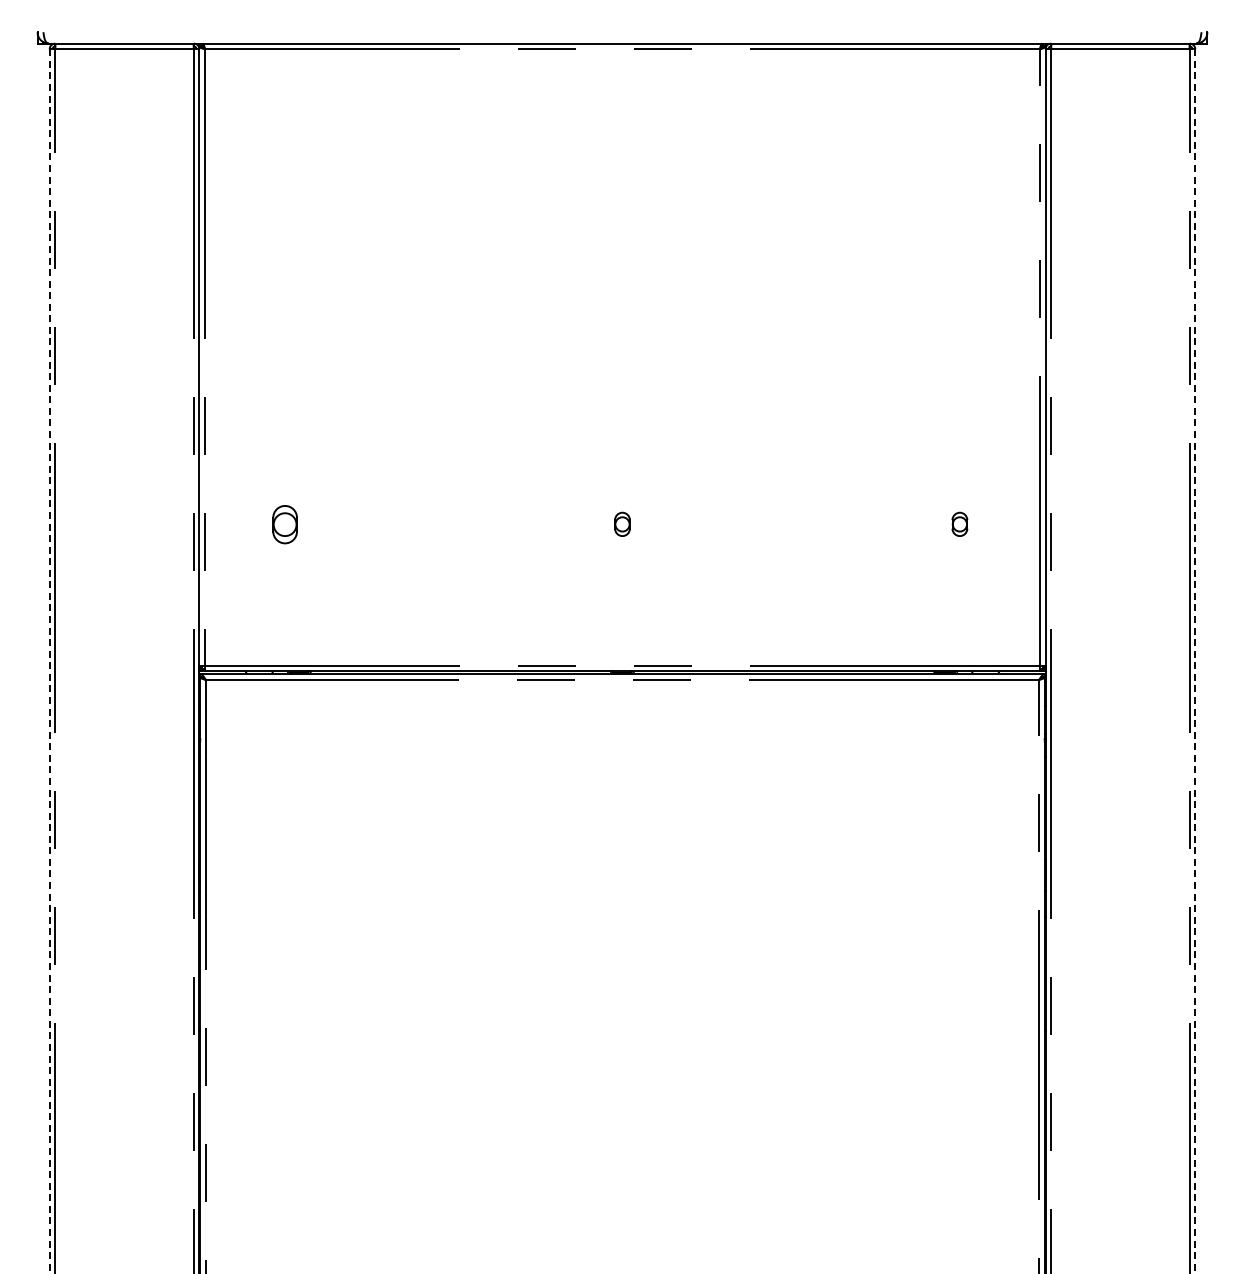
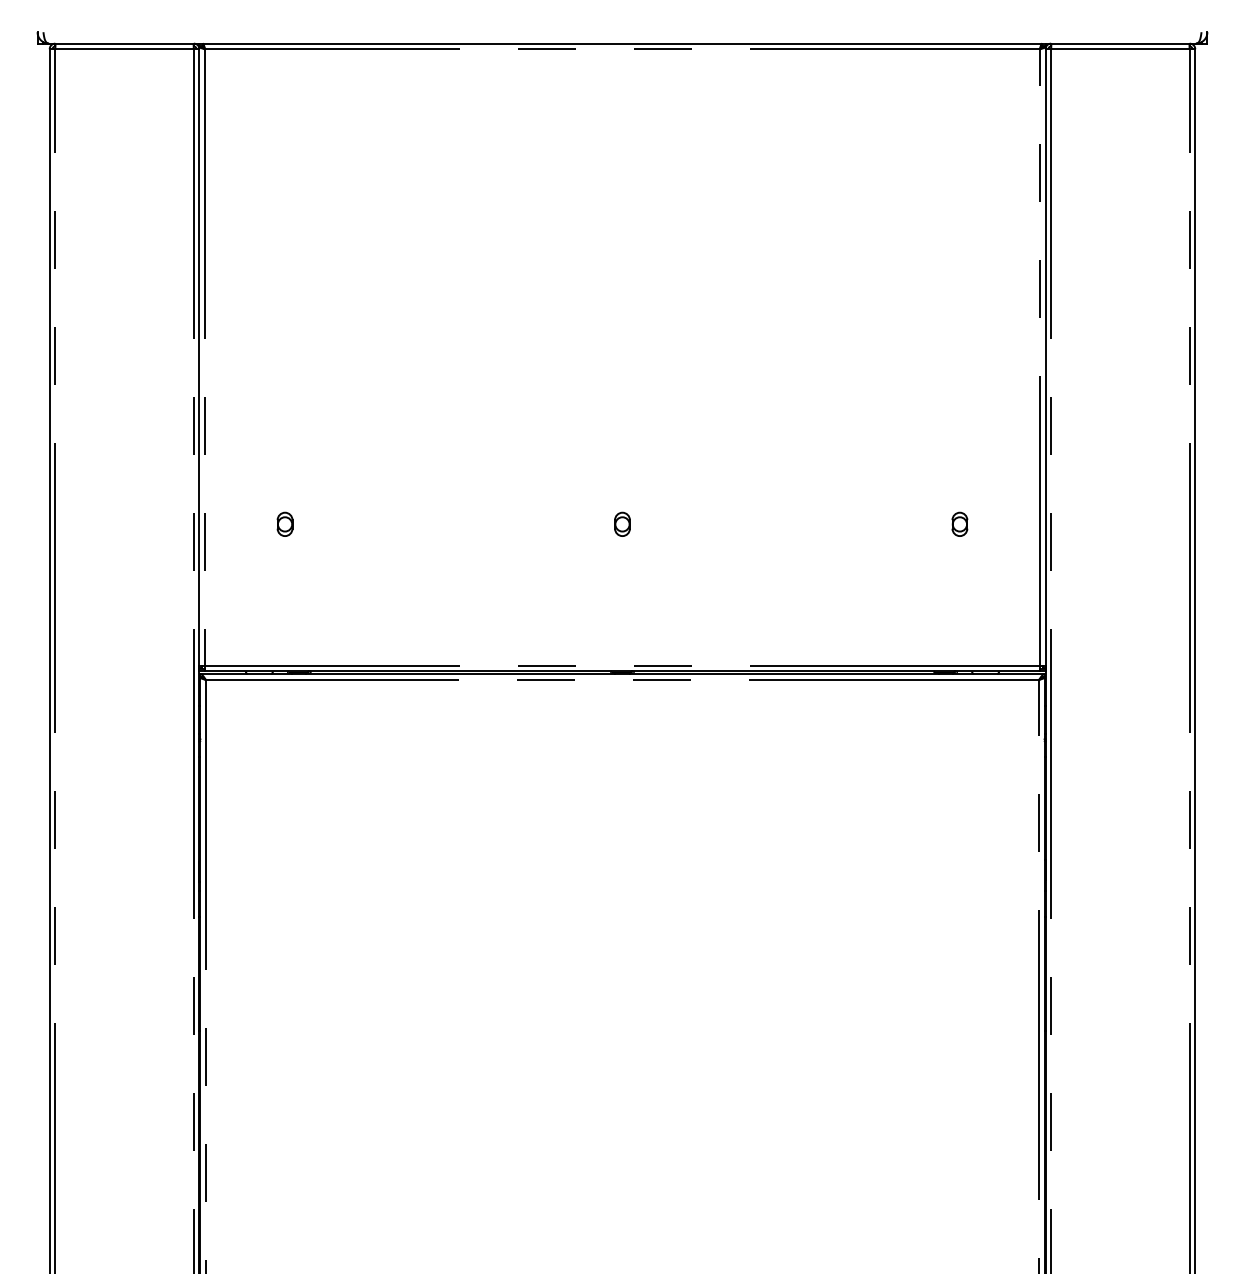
part size: 26x40 px -> 18x26 px (284, 523)
line: dashed -> solid (49, 662)
line: dashed -> solid (1195, 662)
